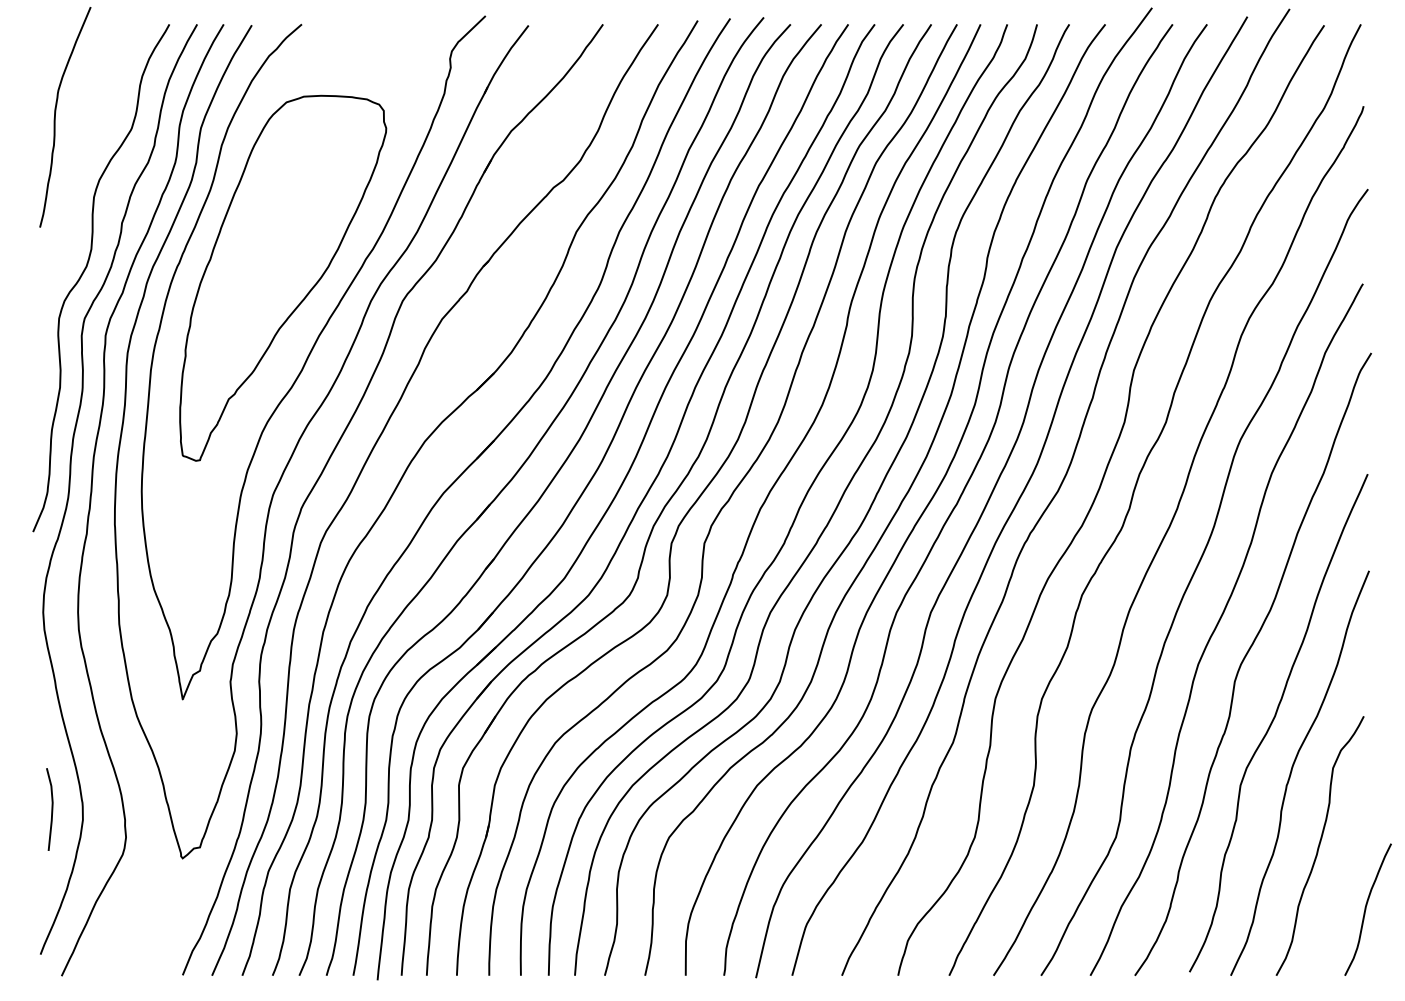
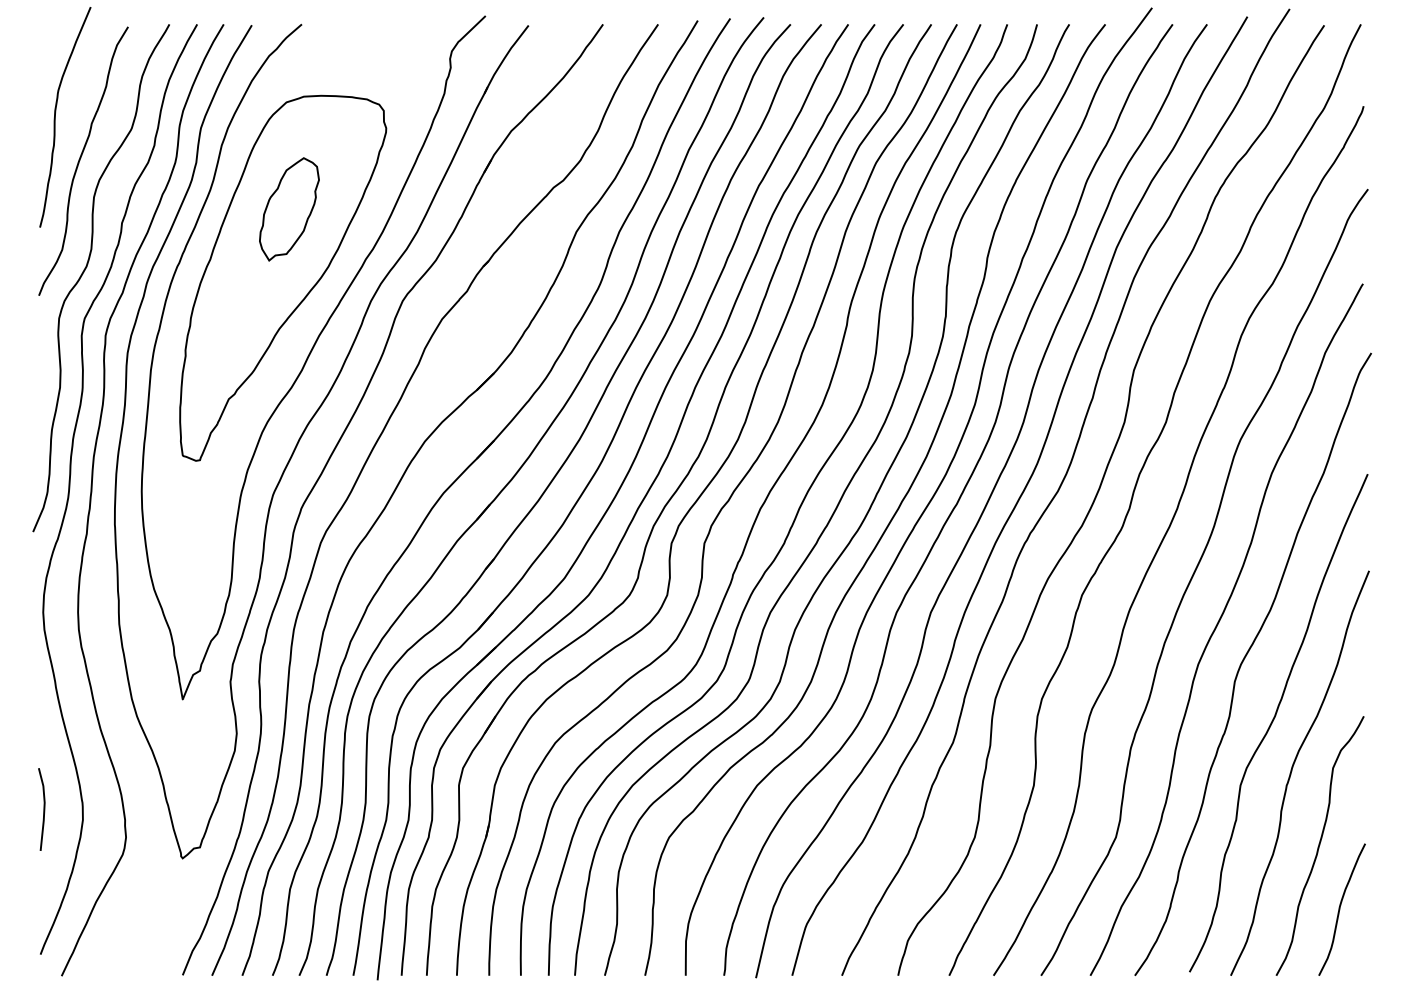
curve: none -> present (81, 158)
part: none -> present (289, 209)
curve position: (51, 809) -> (43, 809) (43, 809)
curve position: (1366, 909) -> (1340, 909) (1340, 909)
